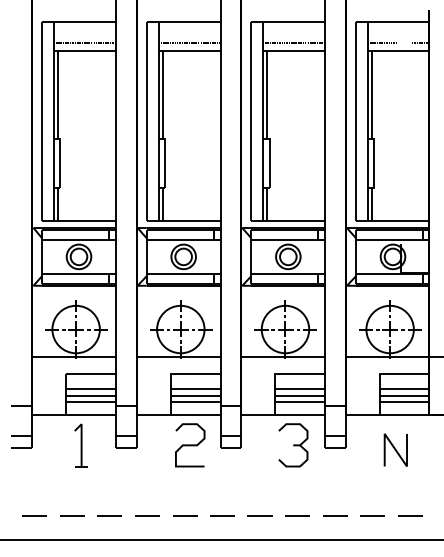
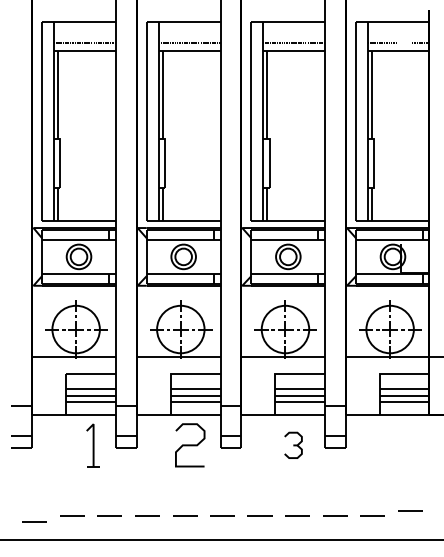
part position: (80, 445) -> (92, 445) (92, 445)
part size: 31x45 px -> 19x28 px (293, 444)
curve: present -> none (395, 449)
line position: (34, 515) -> (34, 521) (34, 521)
line position: (410, 515) -> (410, 510) (410, 510)
